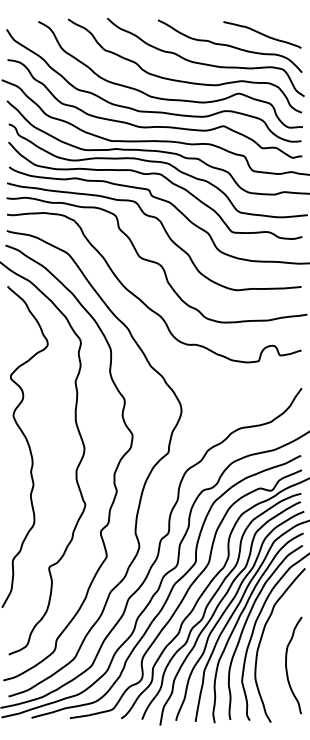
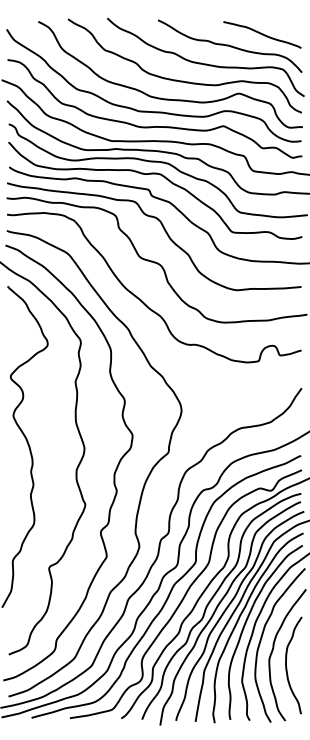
curve: none -> present (273, 651)
